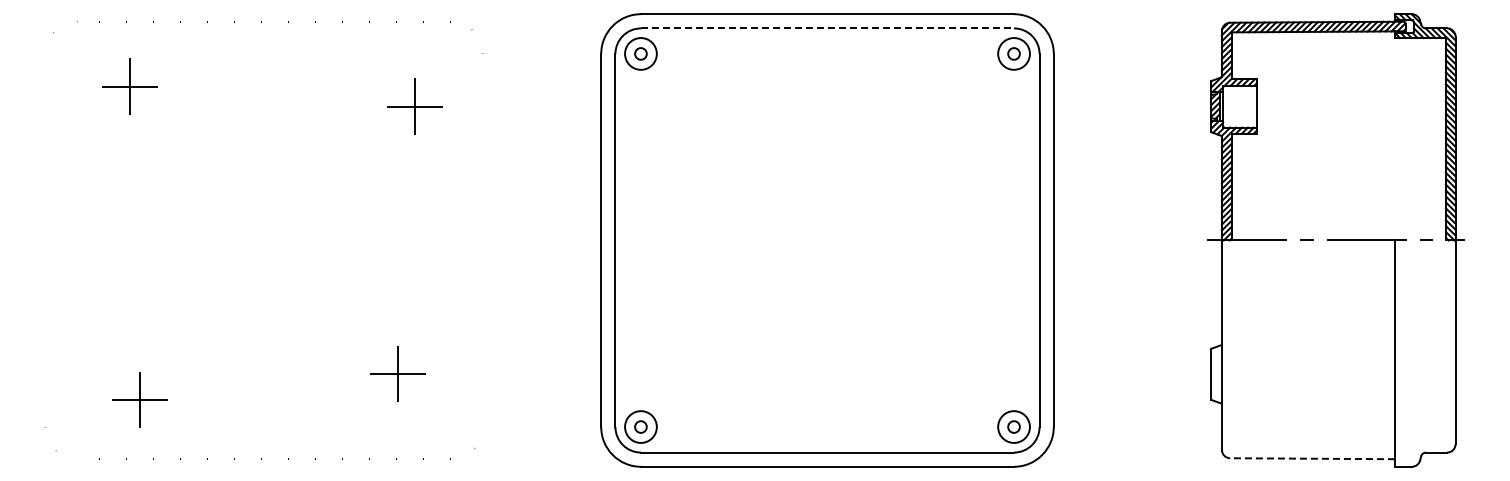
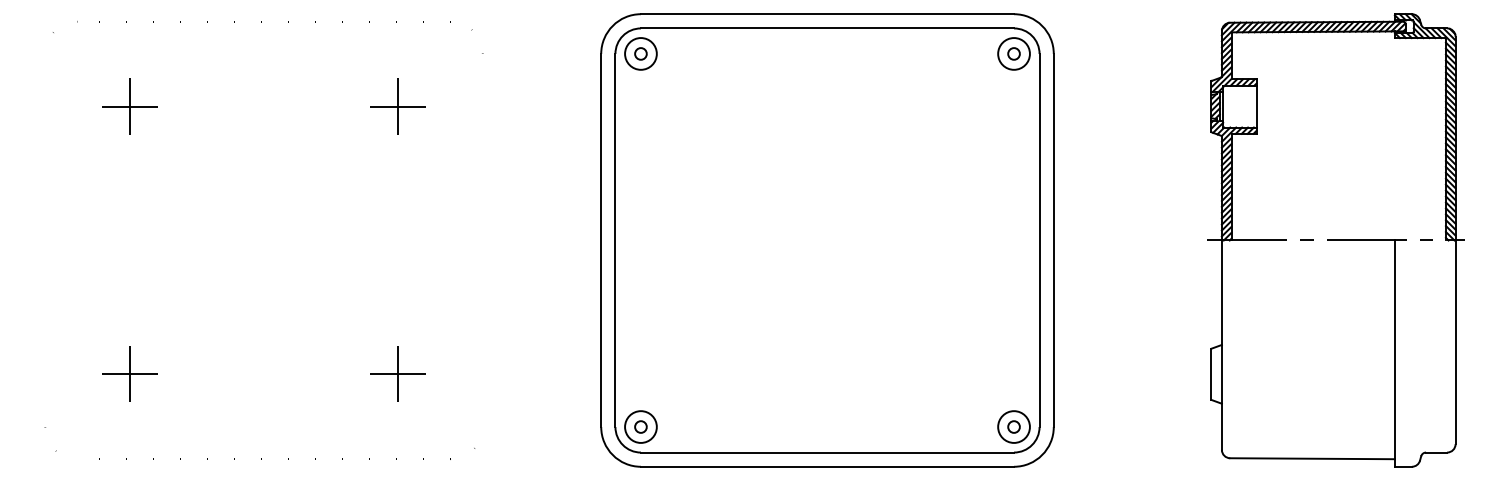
line: dashed -> solid (827, 28)
part position: (129, 86) -> (129, 106) (129, 106)
part position: (414, 106) -> (397, 106) (397, 106)
part position: (139, 399) -> (129, 373) (129, 373)
line: dashed -> solid (1312, 458)
